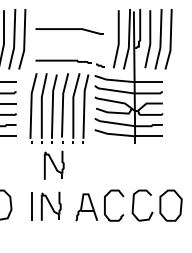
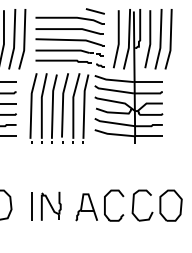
part: none -> present (69, 16)
part: none -> present (69, 47)
part: present -> none (53, 164)
